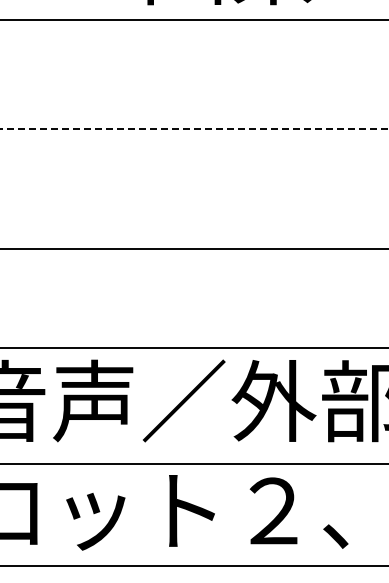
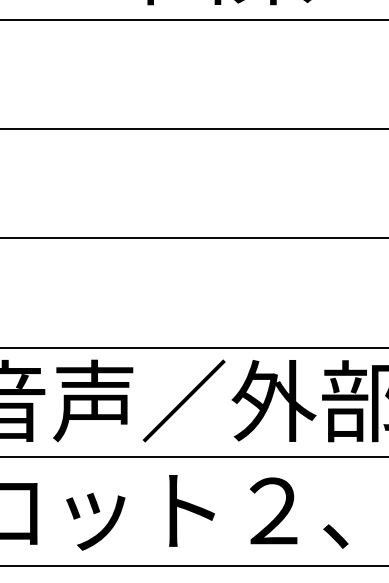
line: dashed -> solid (194, 129)
line position: (193, 249) -> (193, 238) (193, 238)
line position: (193, 463) -> (193, 456) (193, 456)
